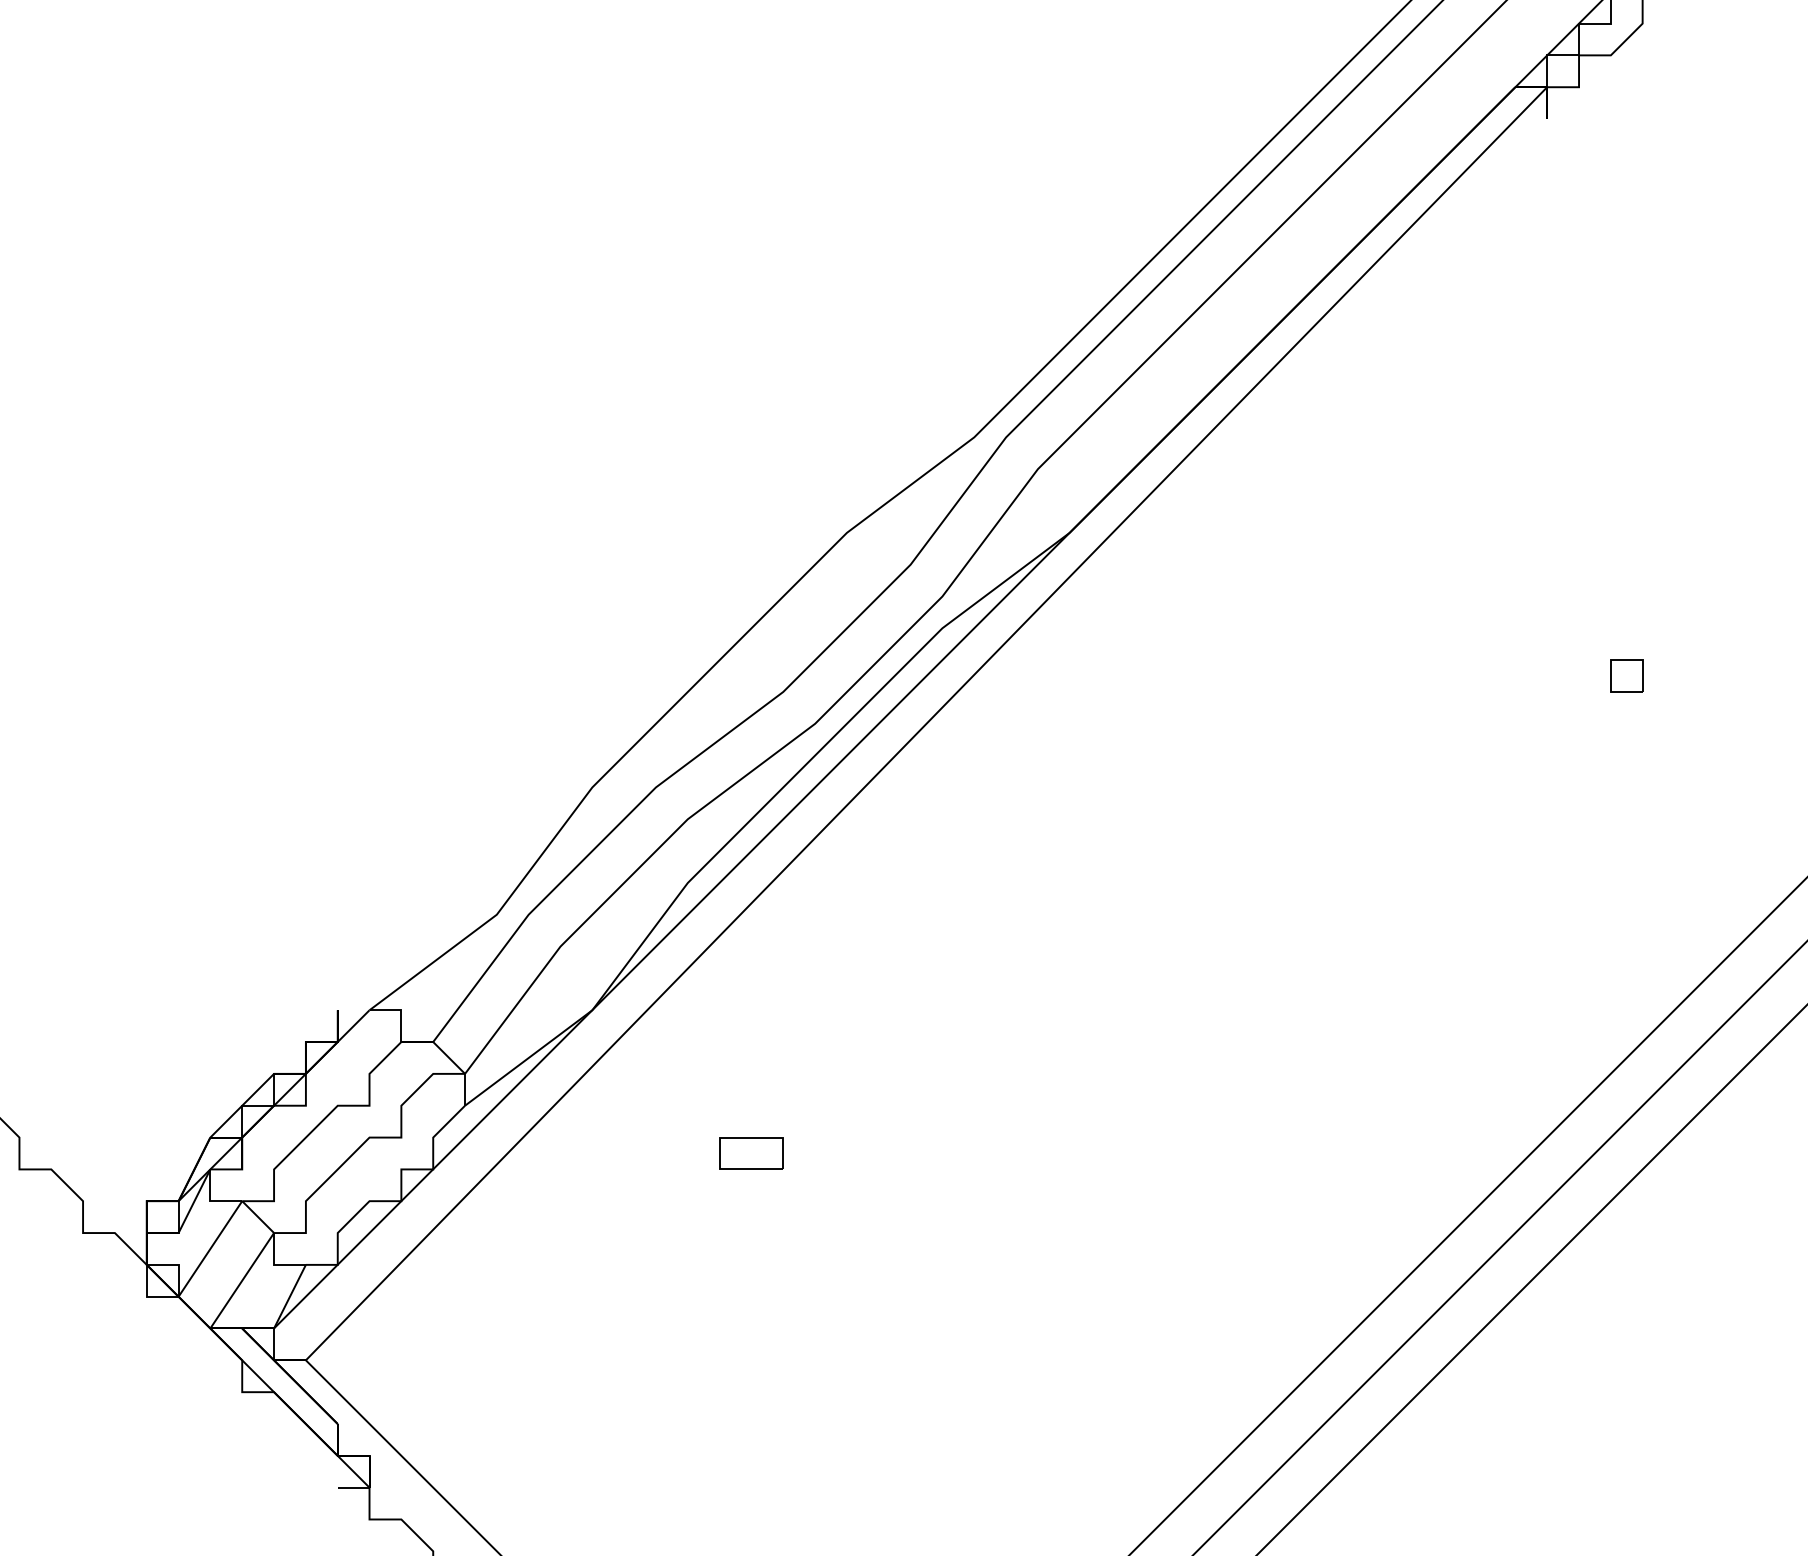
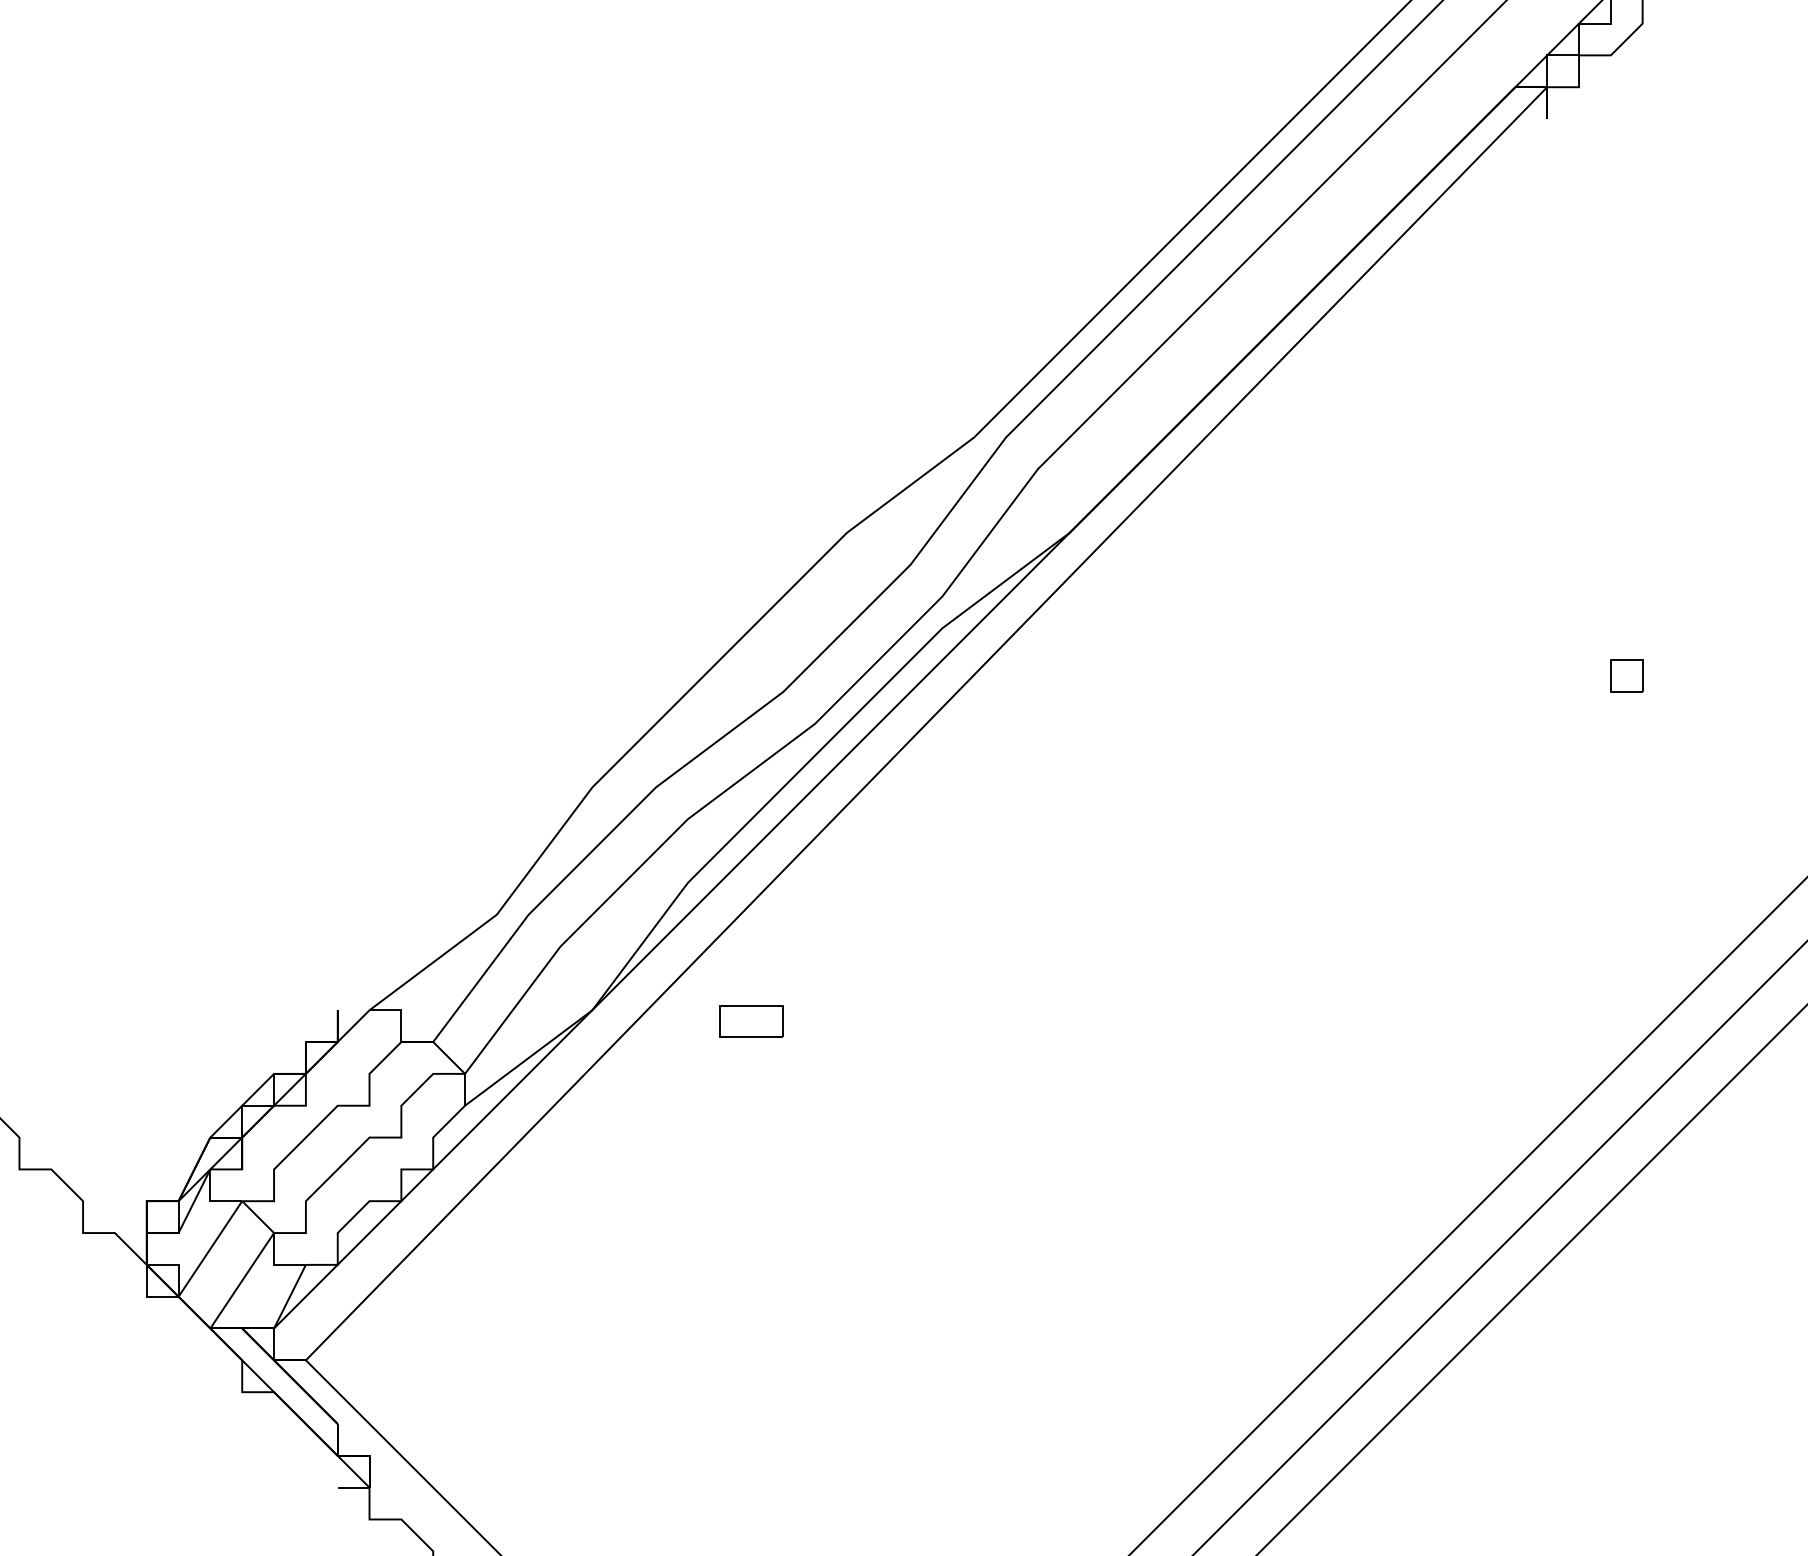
part position: (751, 1153) -> (751, 1021) (751, 1021)
